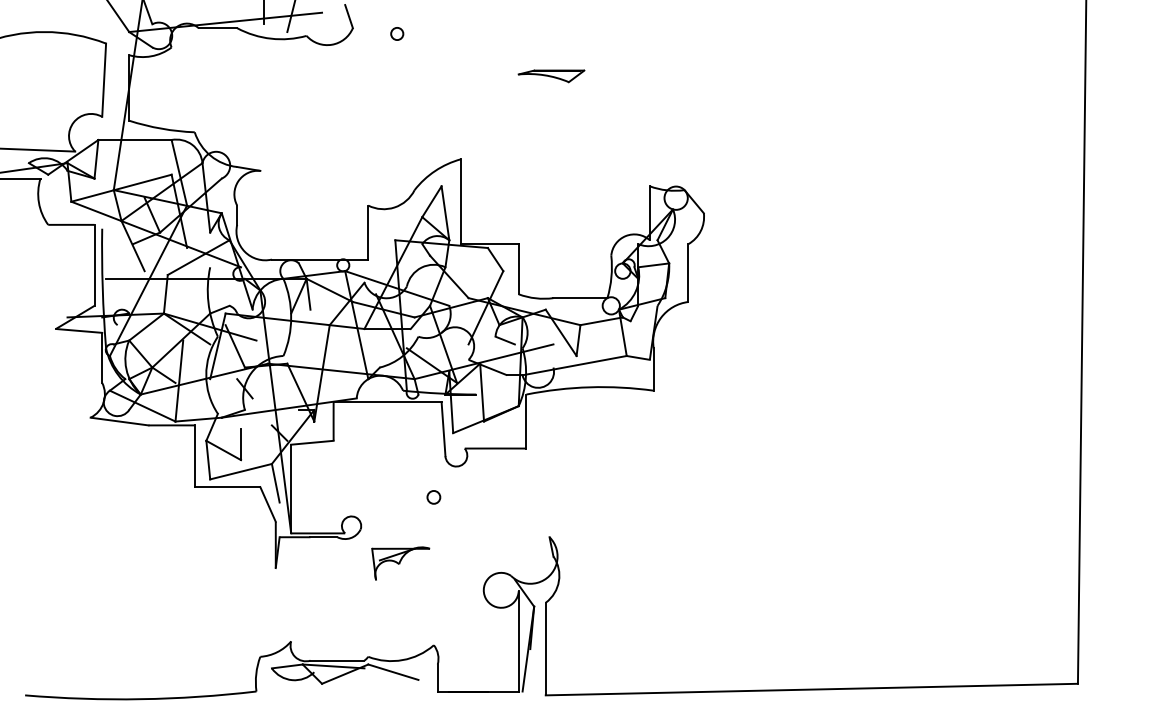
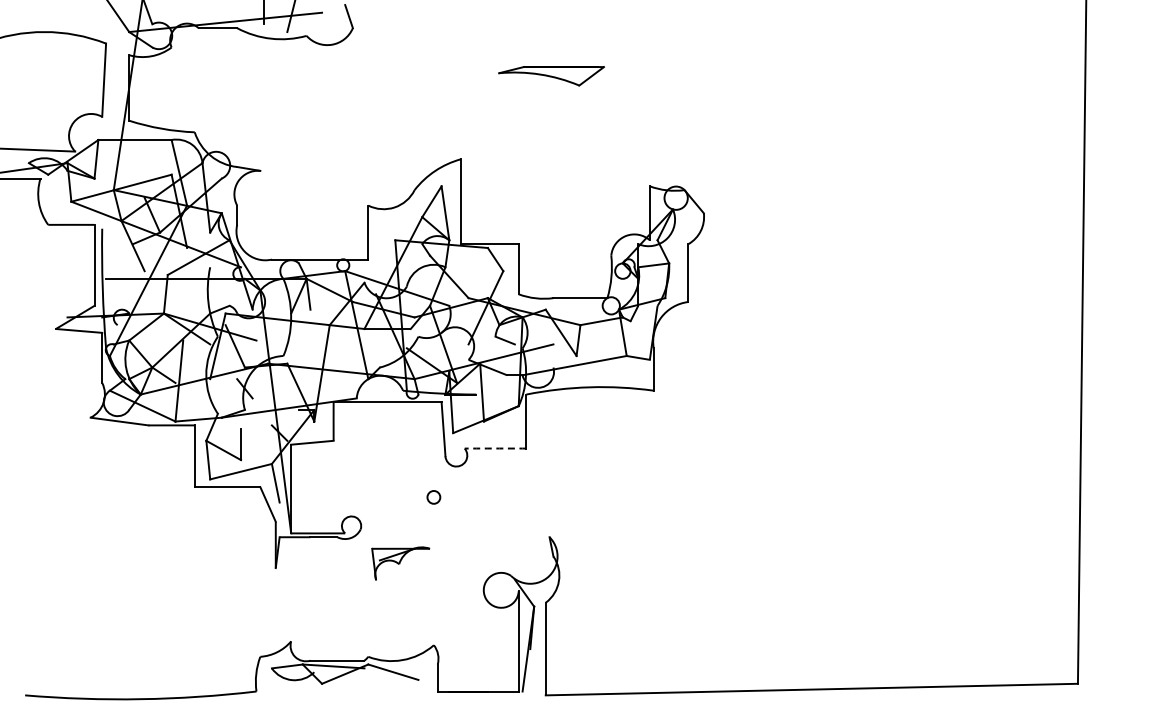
circle: present -> none (397, 33)
part size: 69x15 px -> 107x21 px (551, 76)
arc: solid -> dashed (495, 448)
